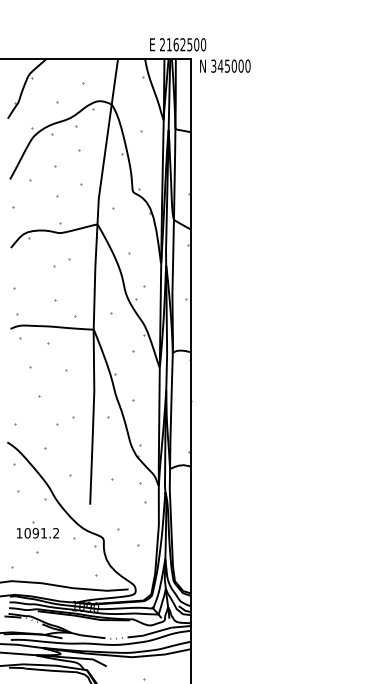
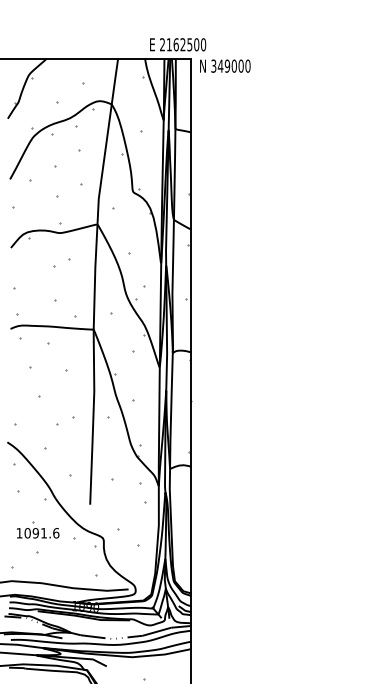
text: 345000 -> 349000 (227, 65)
text: 1091.2 -> 1091.6 (56, 533)
